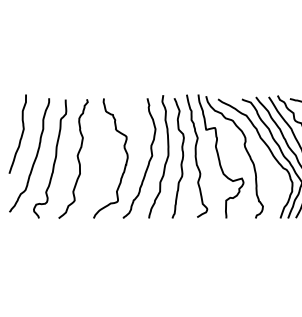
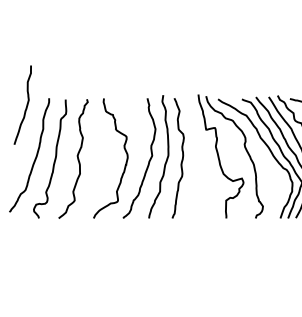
curve position: (21, 133) -> (26, 104) (26, 104)
curve: present -> none (196, 155)
